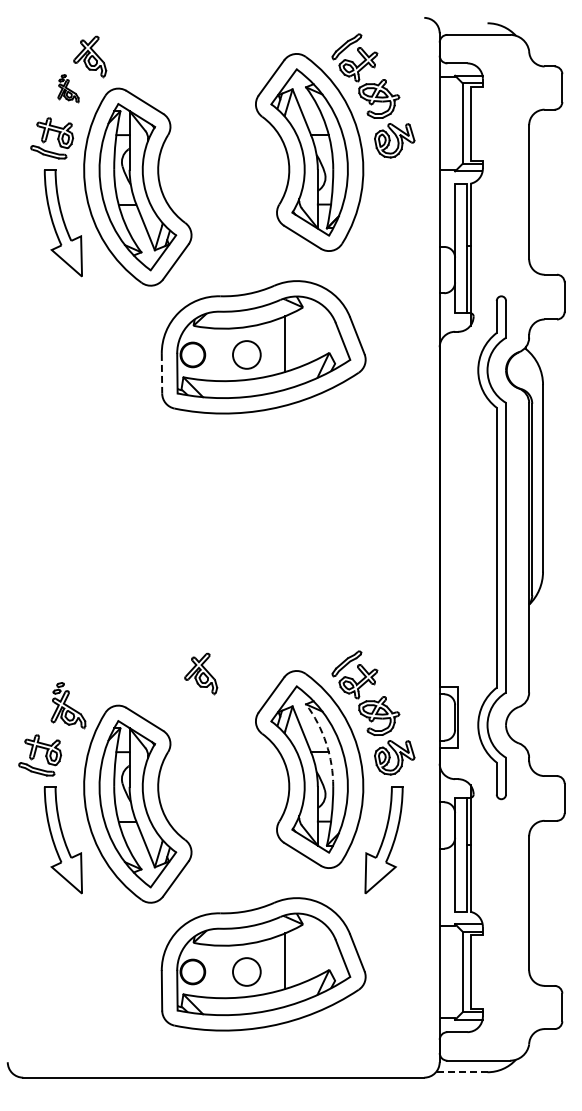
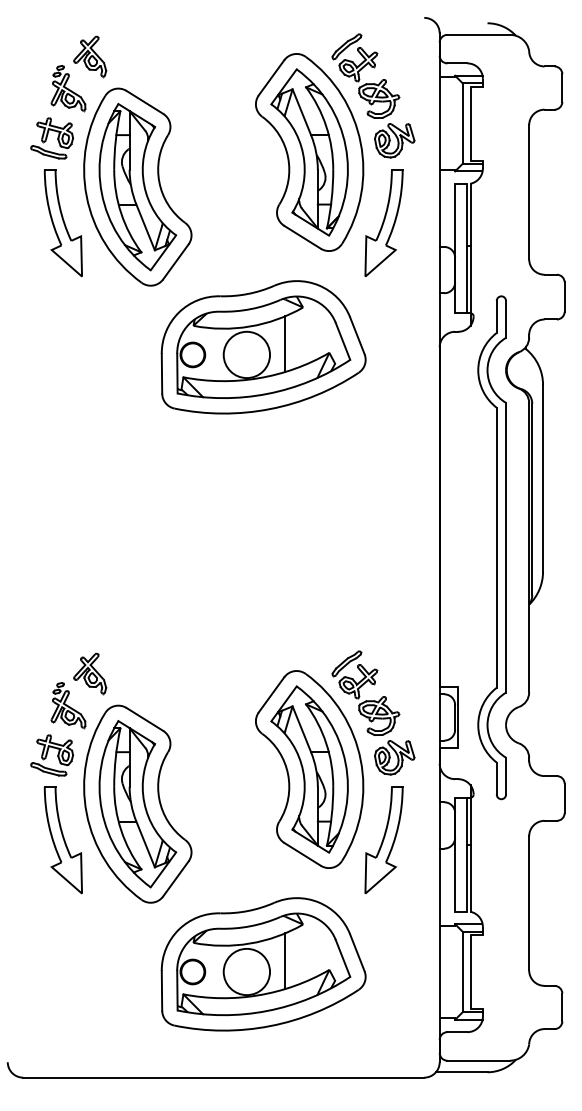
part size: 23x30 px -> 37x48 px (68, 88)
part: none -> present (383, 222)
circle diameter: 28 px -> 46 px (246, 354)
line: dashed -> solid (161, 373)
part position: (201, 673) -> (90, 673) (90, 673)
arc: dashed -> solid (326, 743)
part position: (40, 755) -> (52, 755) (52, 755)
circle diameter: 28 px -> 46 px (246, 971)
line: dashed -> solid (461, 1072)
